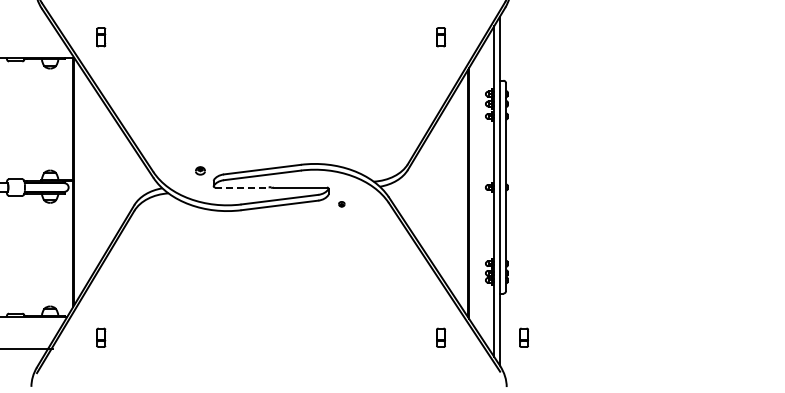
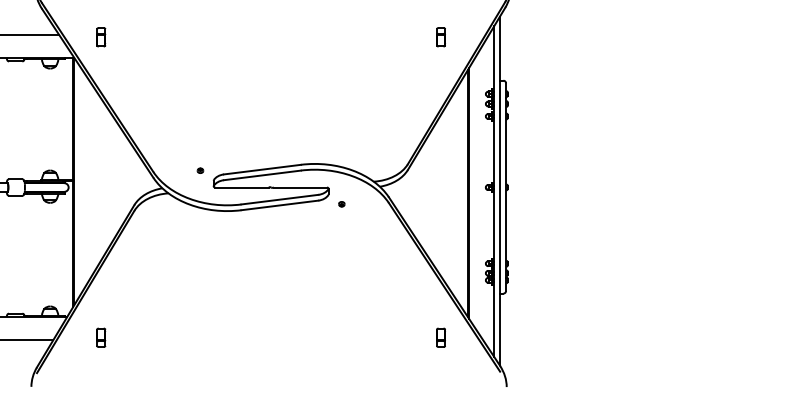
line: none -> present (30, 34)
part size: 11x10 px -> 9x7 px (200, 170)
line: dashed -> solid (241, 187)
part: present -> none (523, 337)
line position: (27, 349) -> (27, 340) (27, 340)
